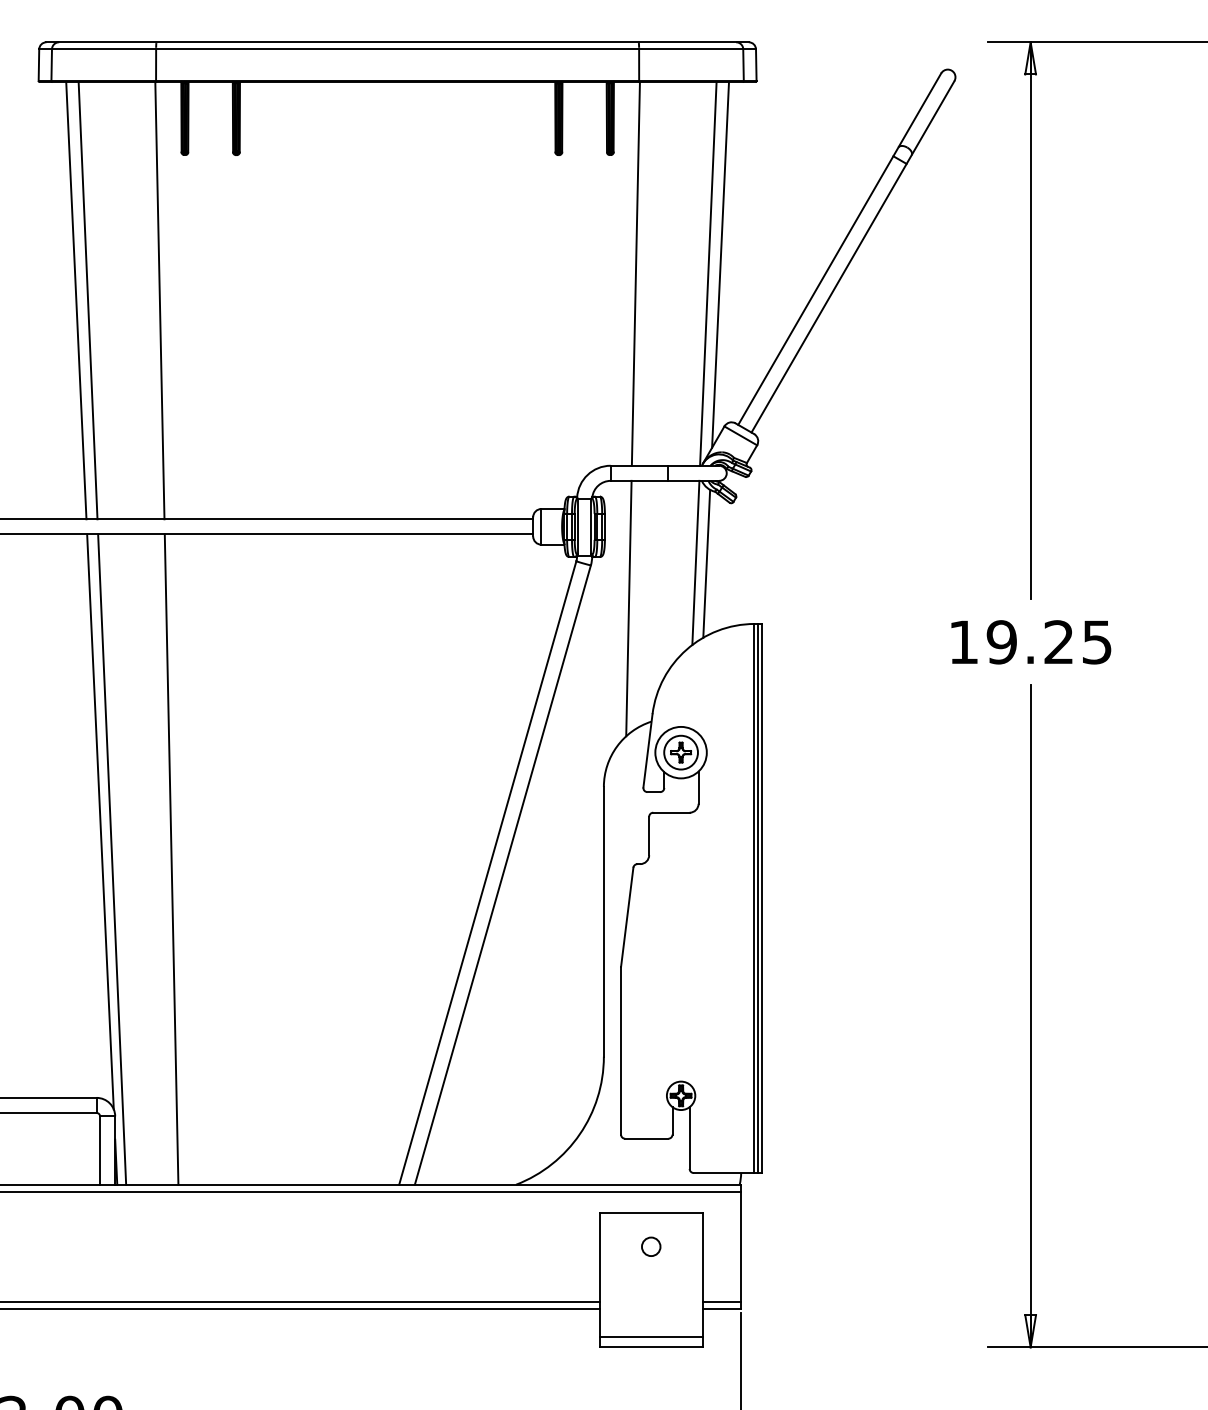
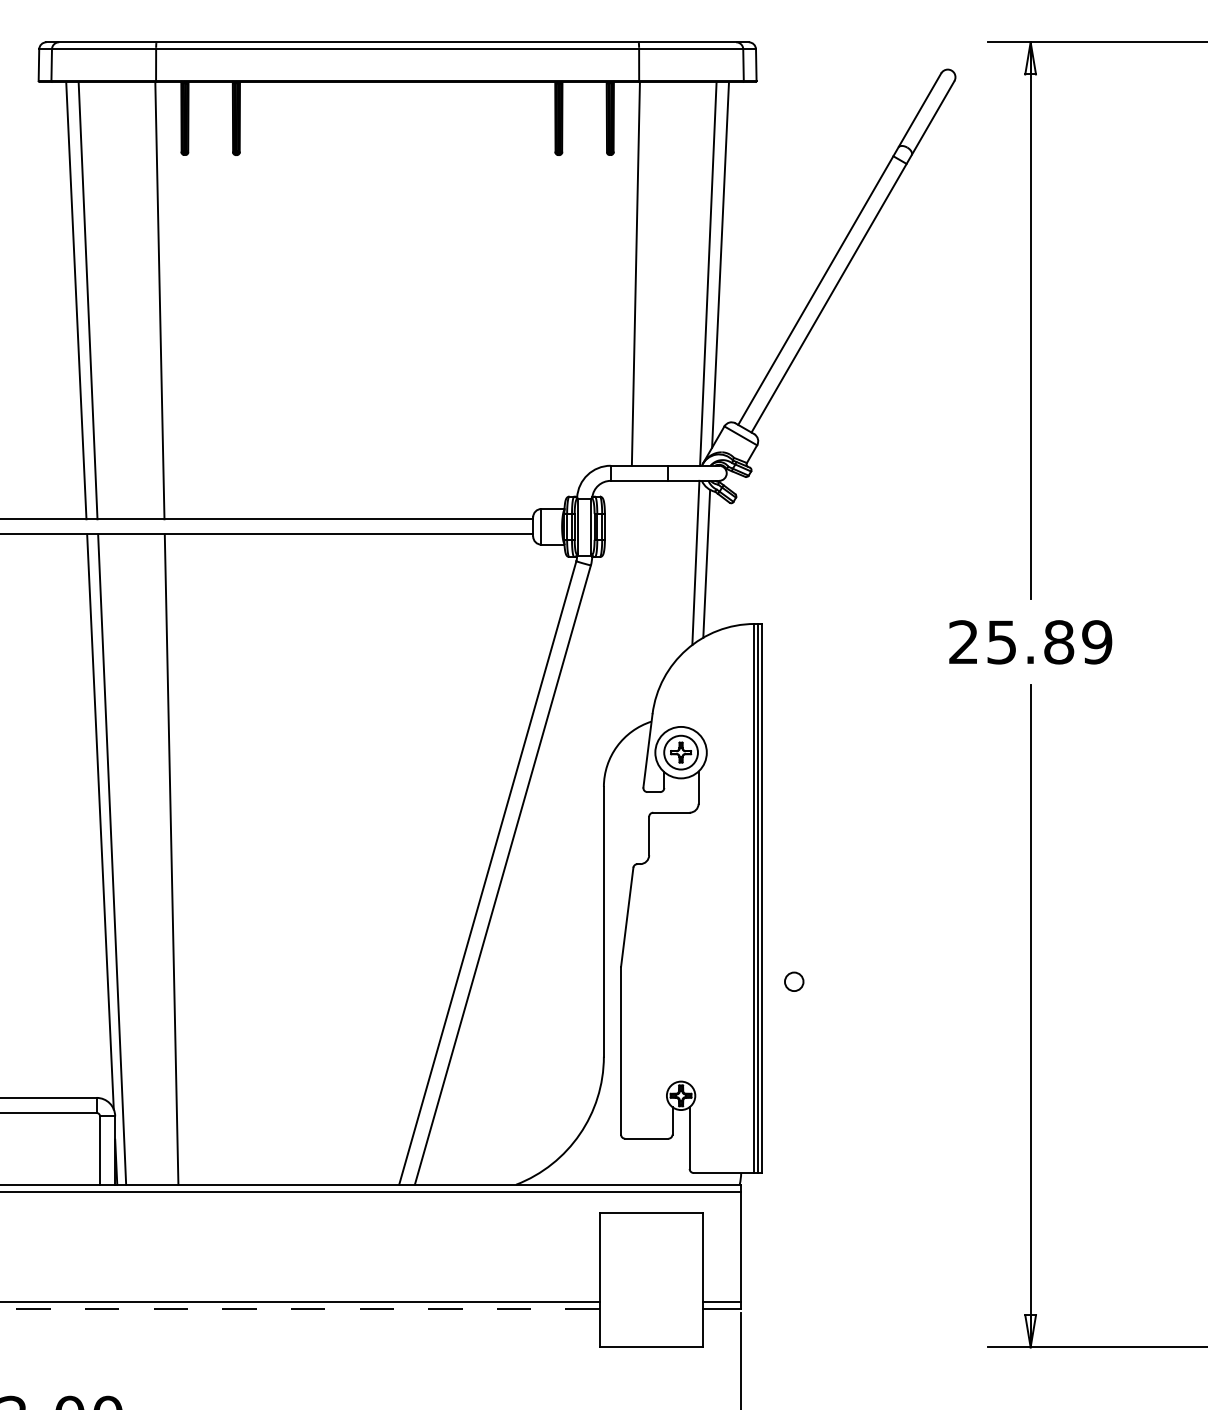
line: present -> none (628, 608)
text: 19.25 -> 25.89 (1030, 642)
circle position: (651, 1246) -> (794, 981) (794, 981)
line: solid -> dashed (299, 1308)
line: present -> none (650, 1337)
